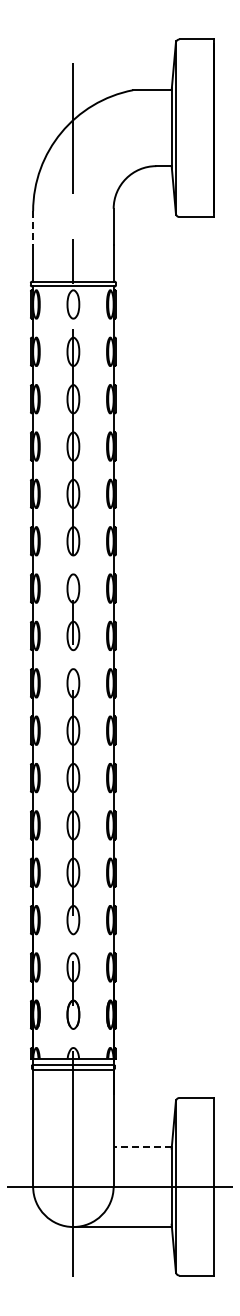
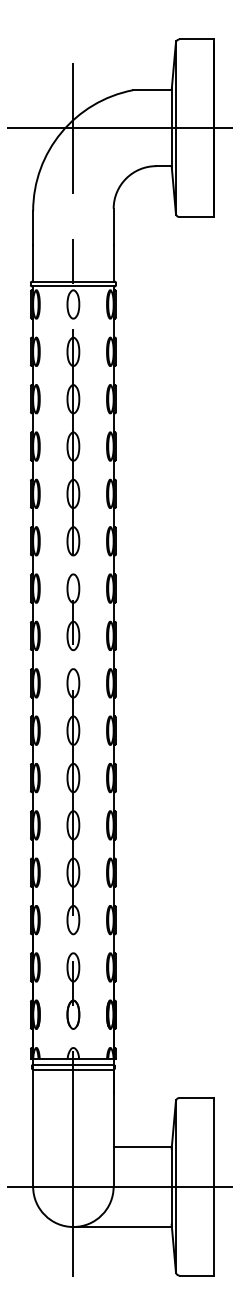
line: none -> present (117, 128)
line: dashed -> solid (33, 228)
line: dashed -> solid (142, 1146)
